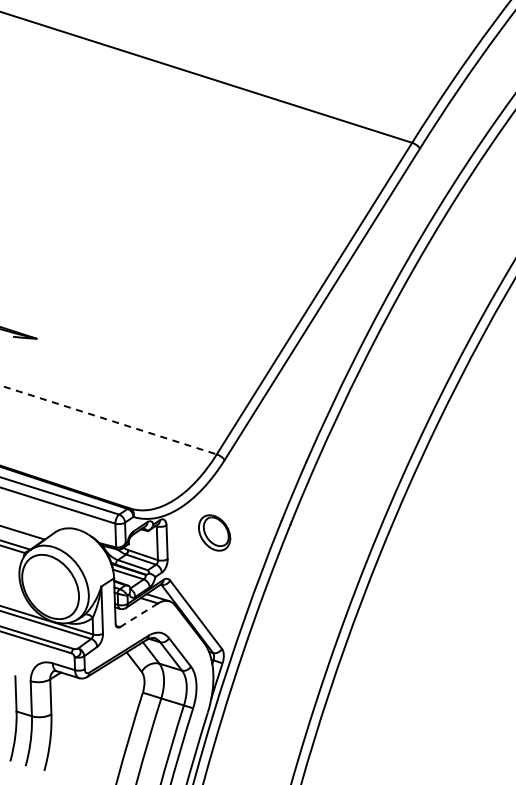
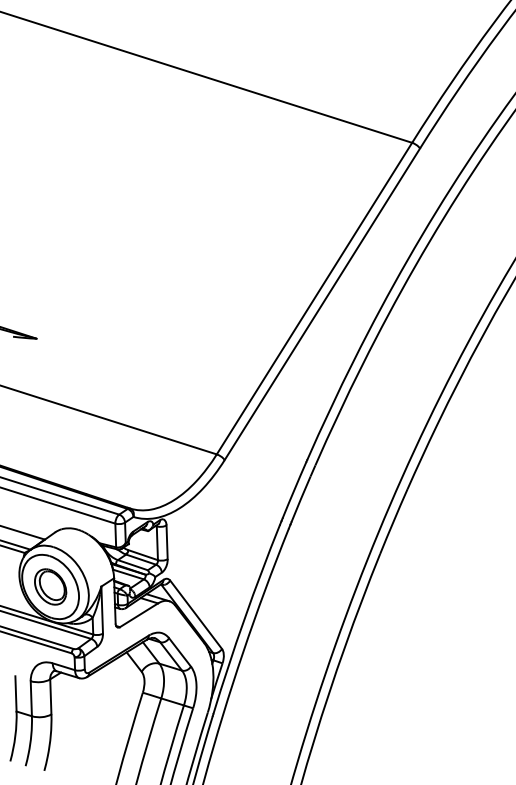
line: dashed -> solid (109, 420)
part position: (214, 532) -> (50, 586) (50, 586)
line: dashed -> solid (138, 615)
